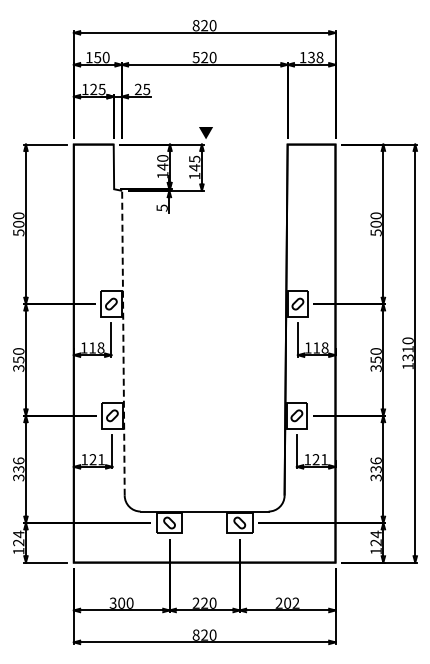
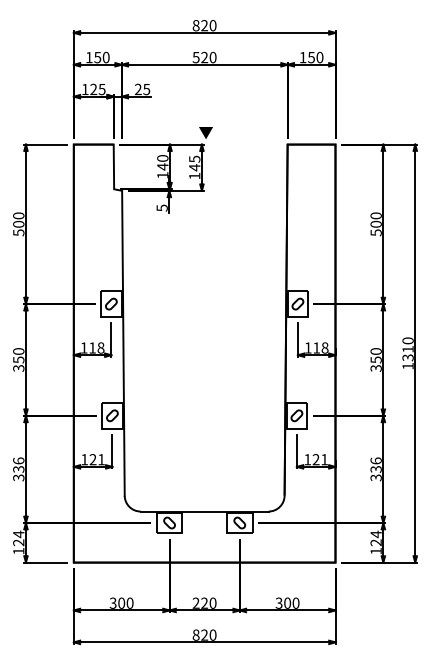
text: 138 -> 150 (315, 56)
line: dashed -> solid (123, 342)
text: 202 -> 300 (287, 602)
